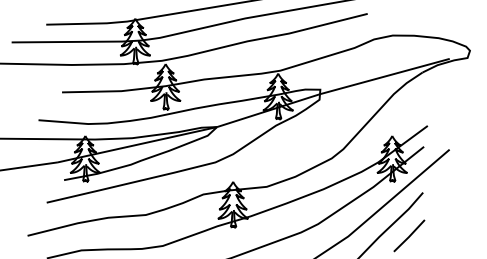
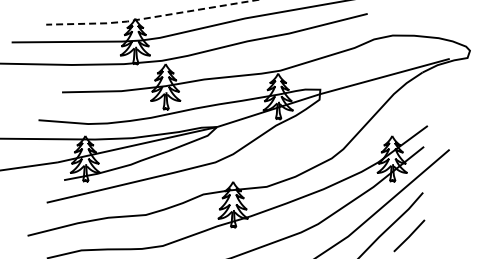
line: solid -> dashed (150, 17)
